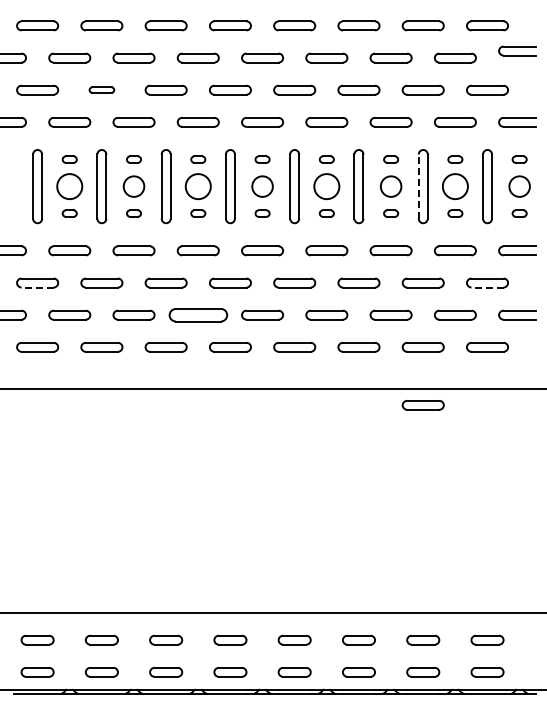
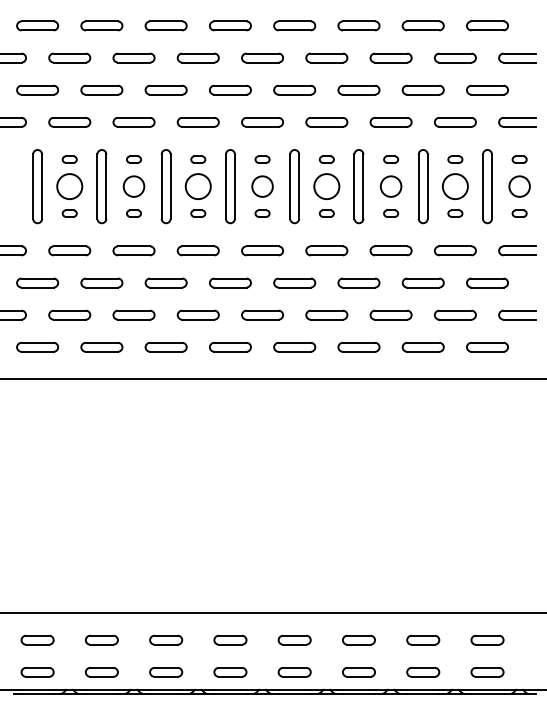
part position: (517, 50) -> (517, 57) (517, 57)
part size: 28x8 px -> 44x12 px (101, 89)
line: dashed -> solid (418, 186)
line: dashed -> solid (37, 287)
line: dashed -> solid (487, 287)
part size: 61x15 px -> 44x12 px (197, 314)
line position: (272, 389) -> (272, 379) (272, 379)
part: present -> none (422, 405)
